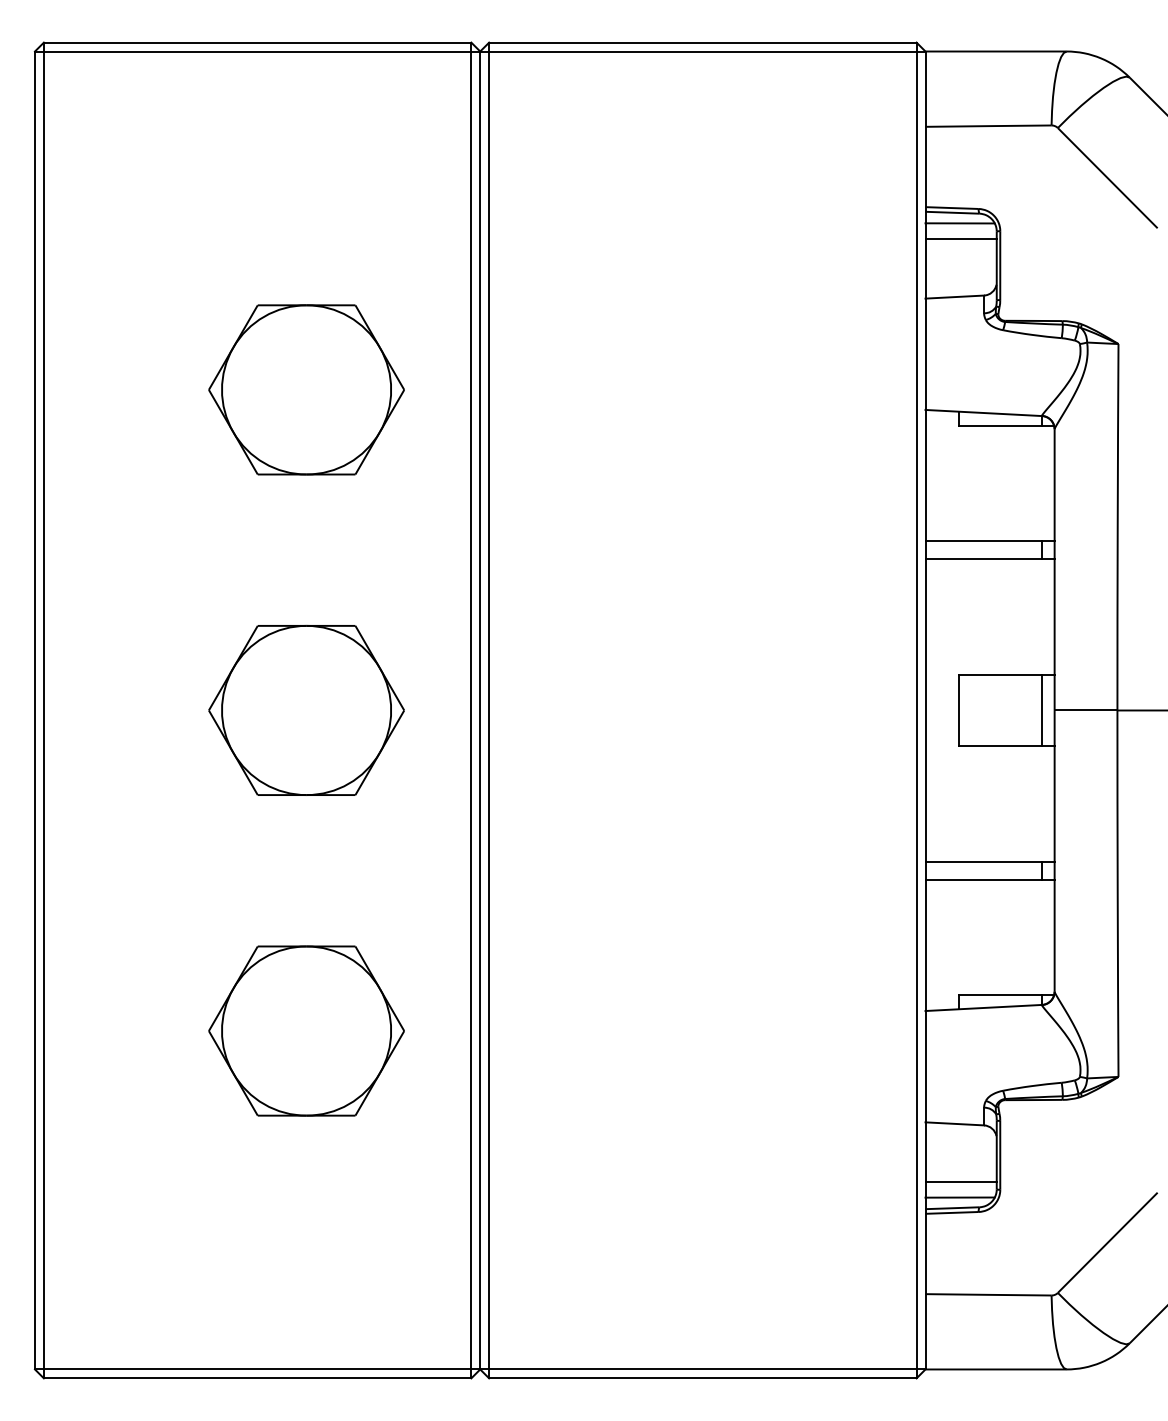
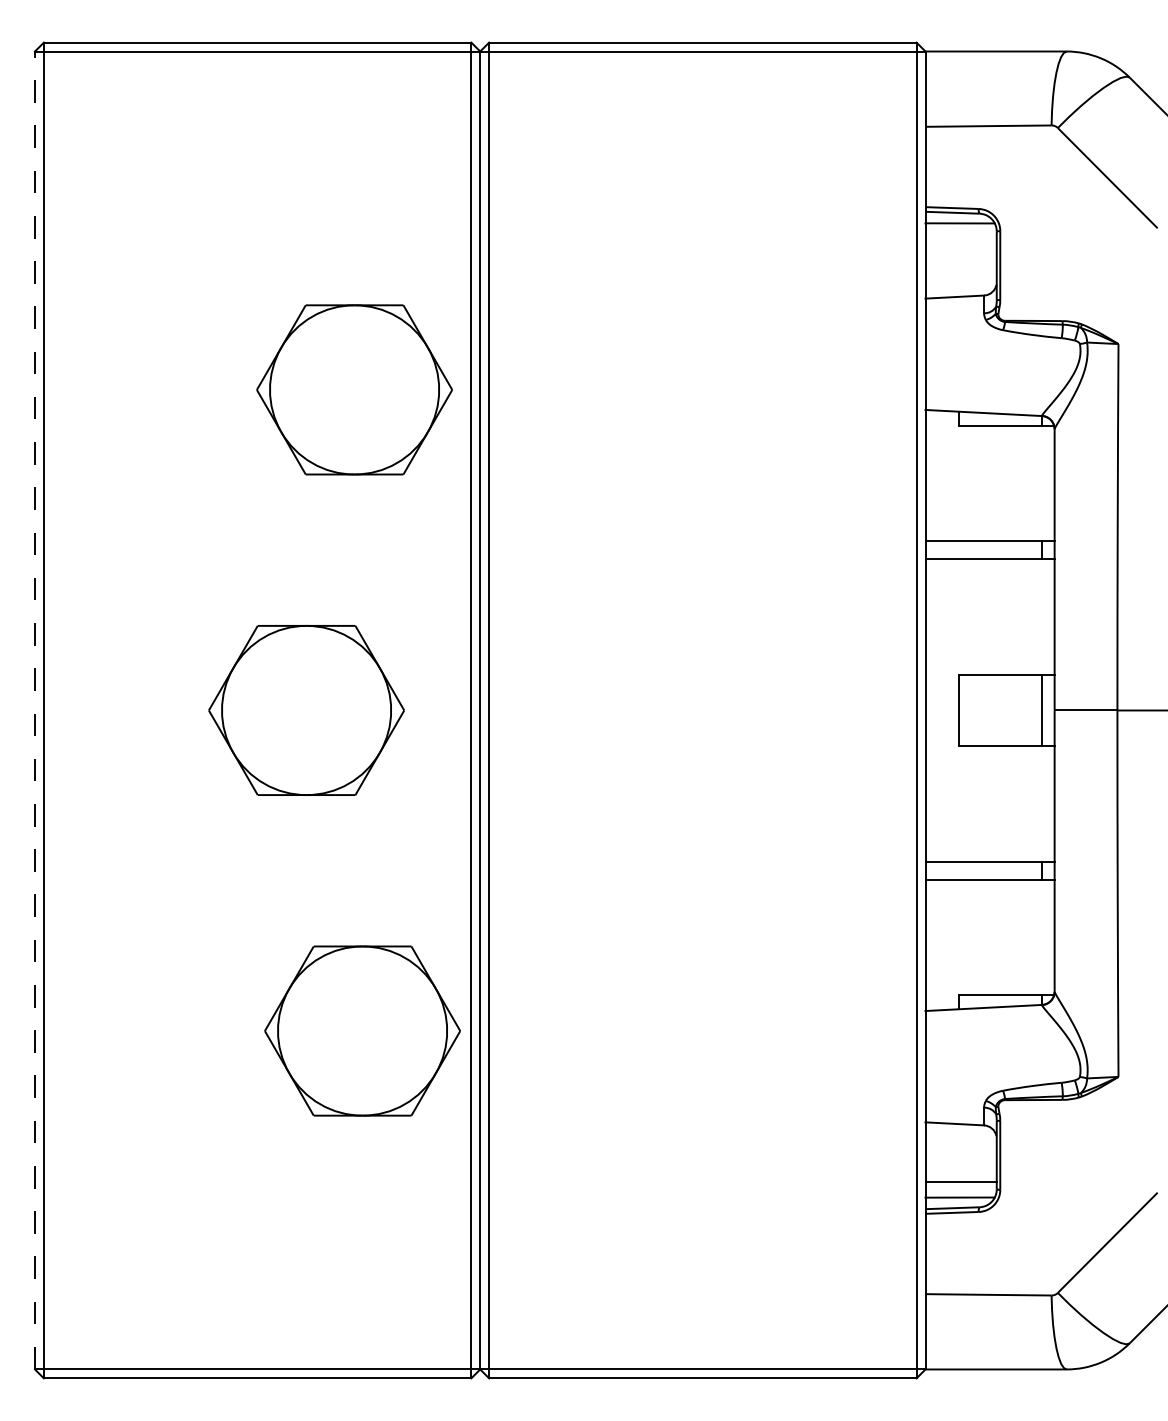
line: present -> none (960, 238)
part position: (306, 389) -> (354, 389) (354, 389)
line: solid -> dashed (34, 710)
part position: (306, 1030) -> (362, 1030) (362, 1030)
